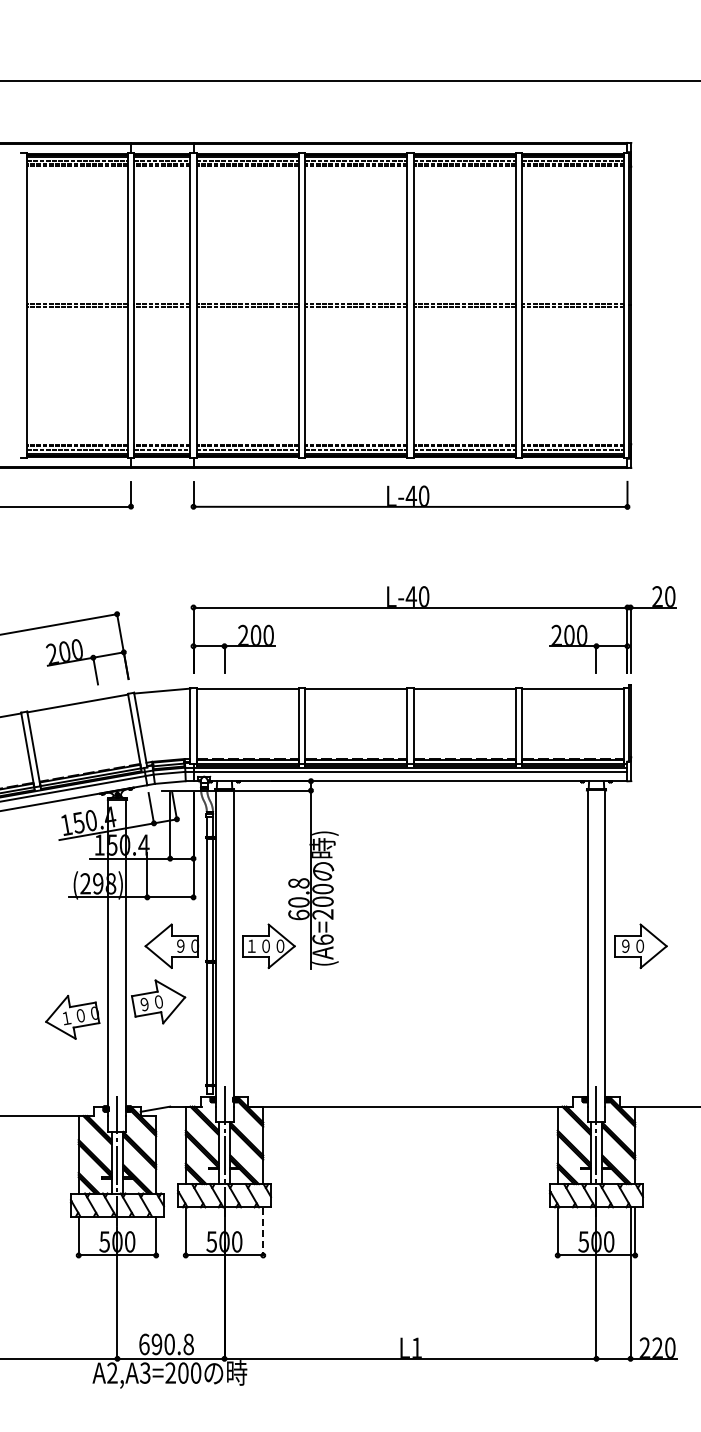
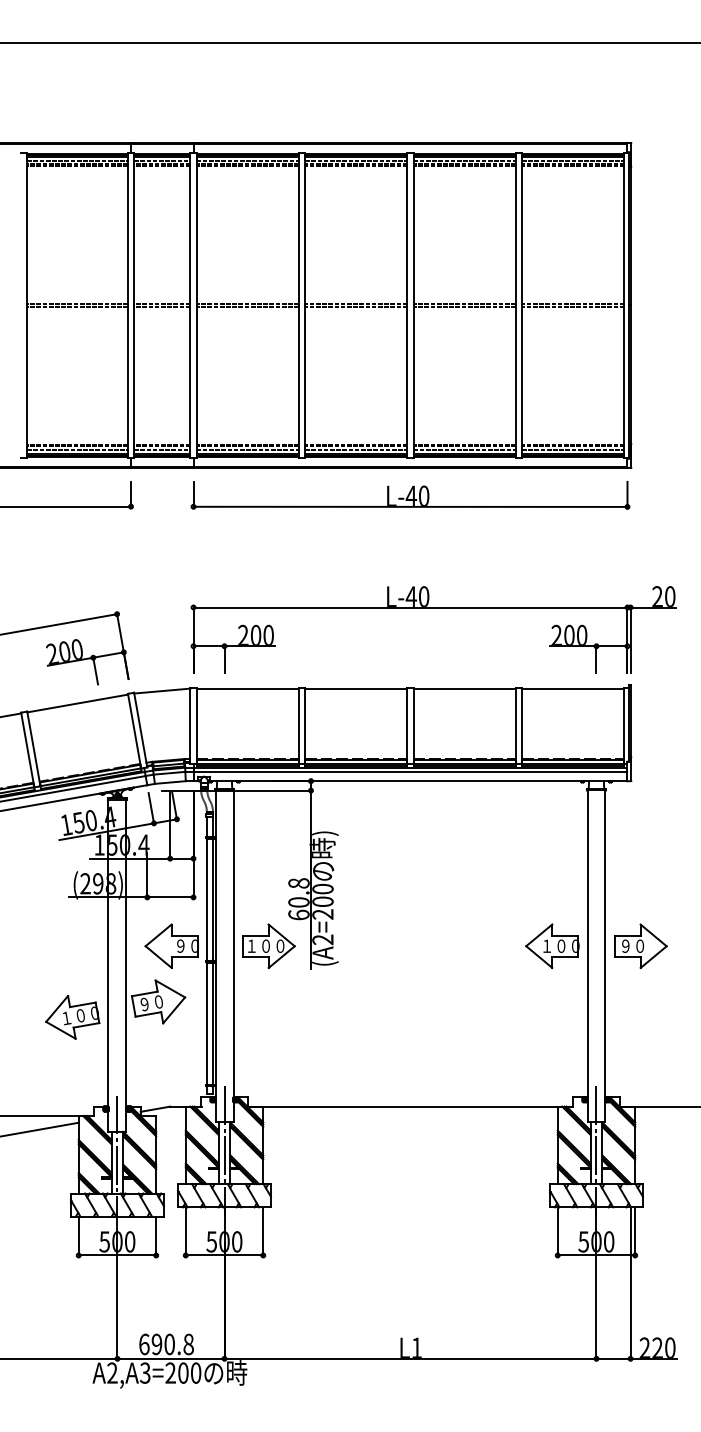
line position: (349, 80) -> (349, 42) (349, 42)
text: (A6=200 -> (A2=200 (322, 939)
part: none -> present (552, 945)
line: none -> present (40, 1129)
line: dashed -> solid (263, 1232)
